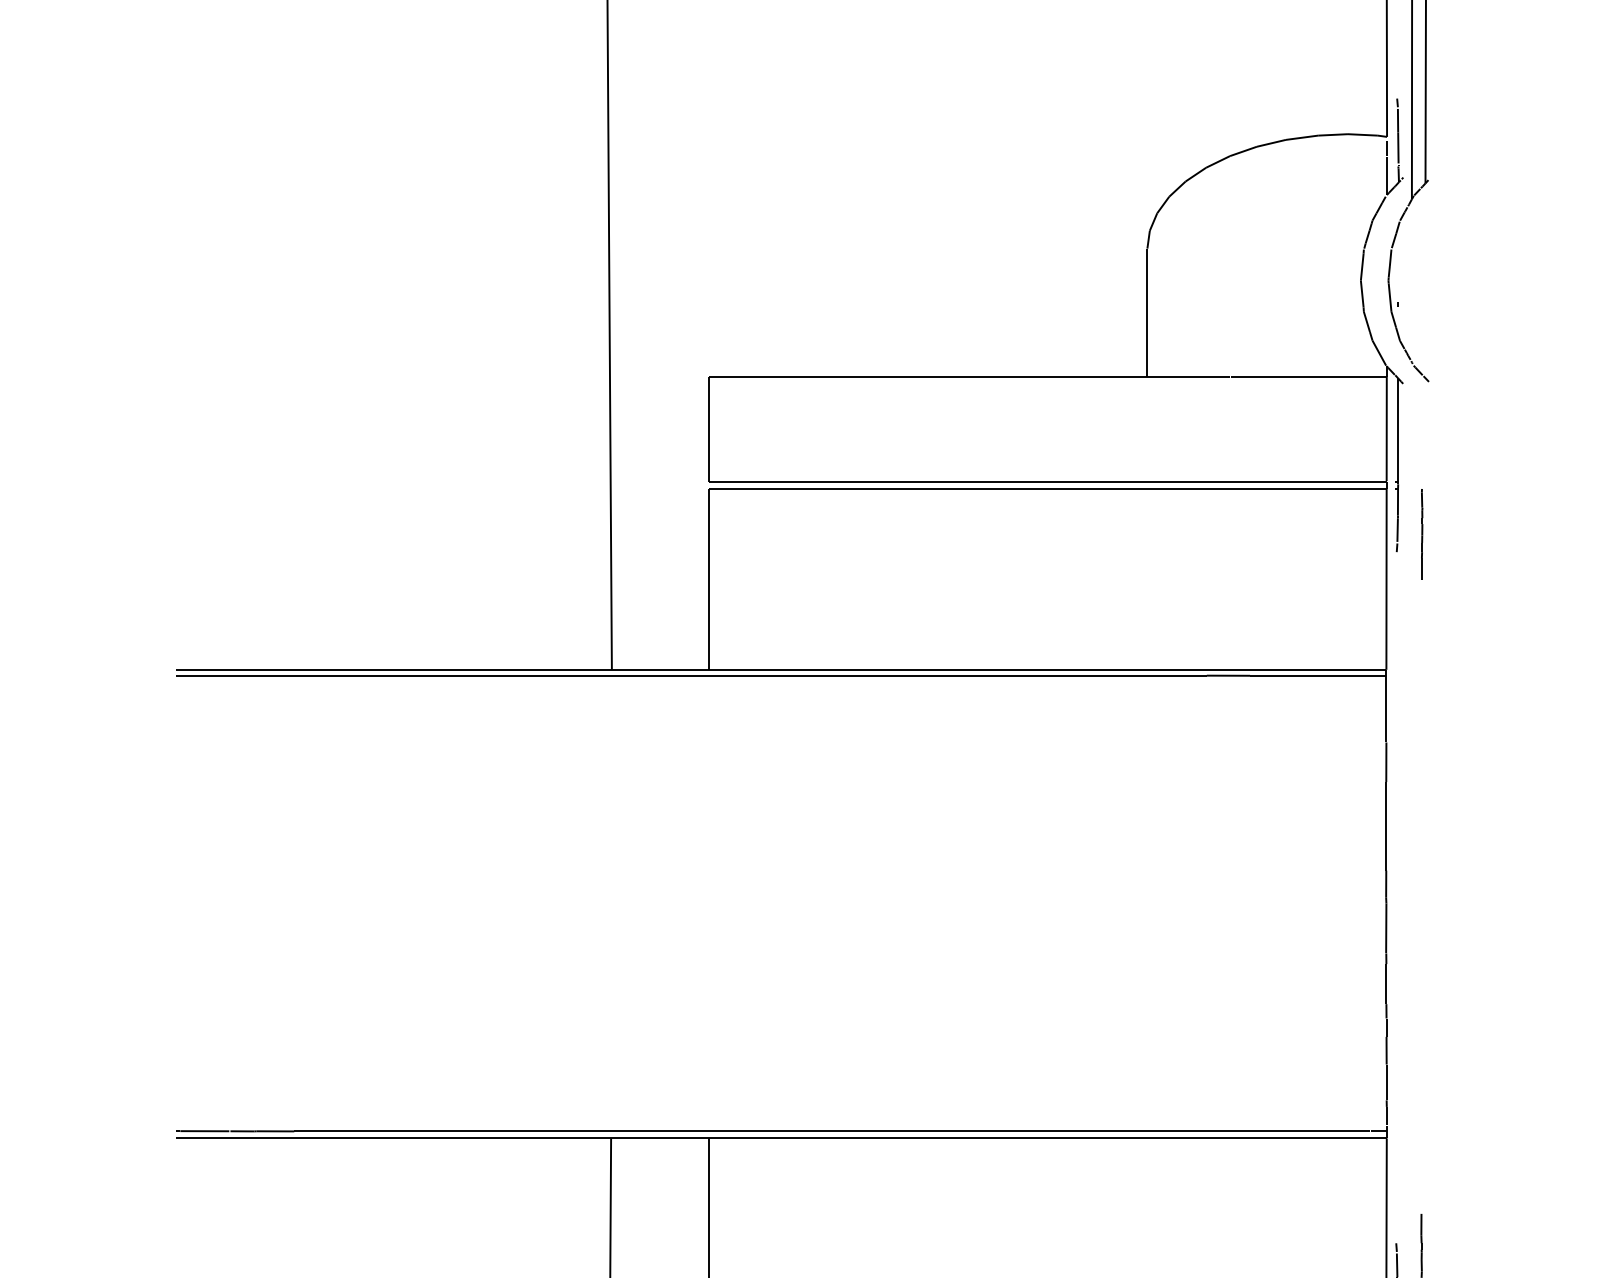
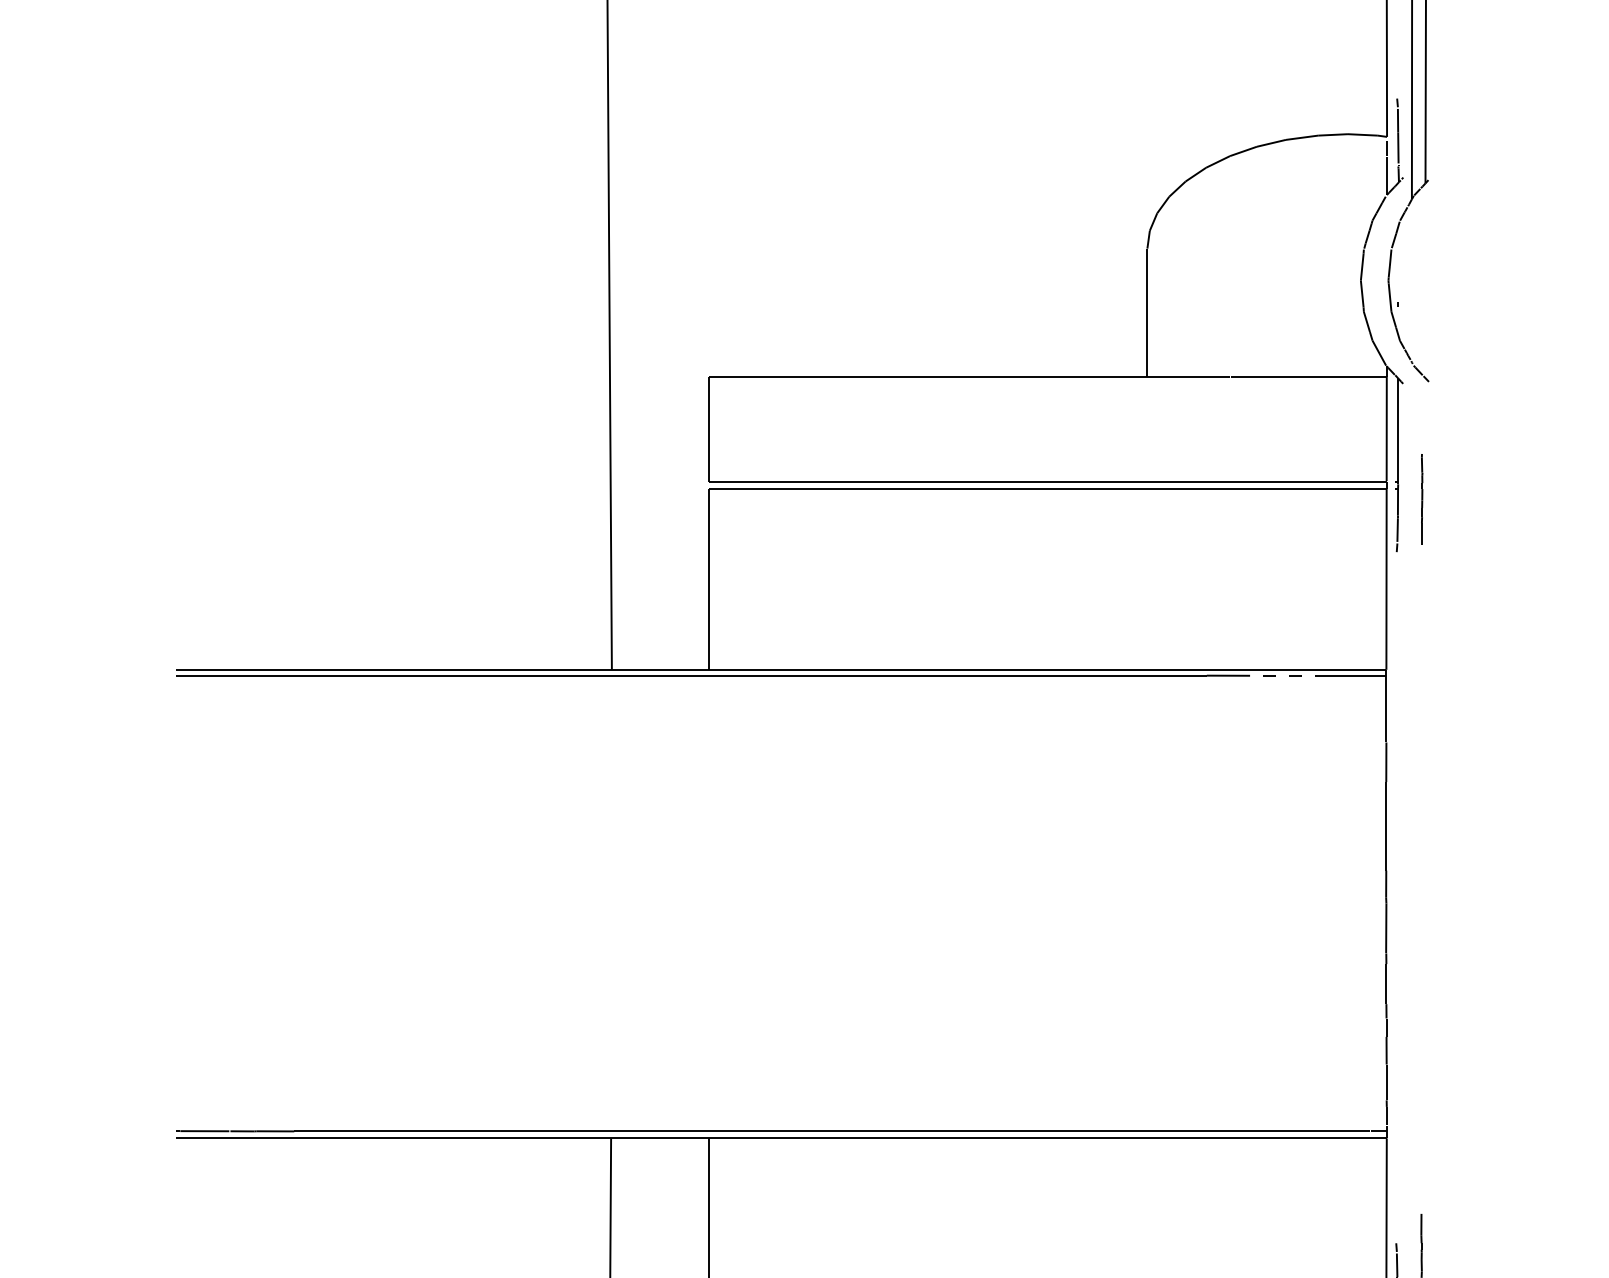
line position: (1422, 534) -> (1422, 499) (1422, 499)
line: solid -> dashed (1289, 675)
